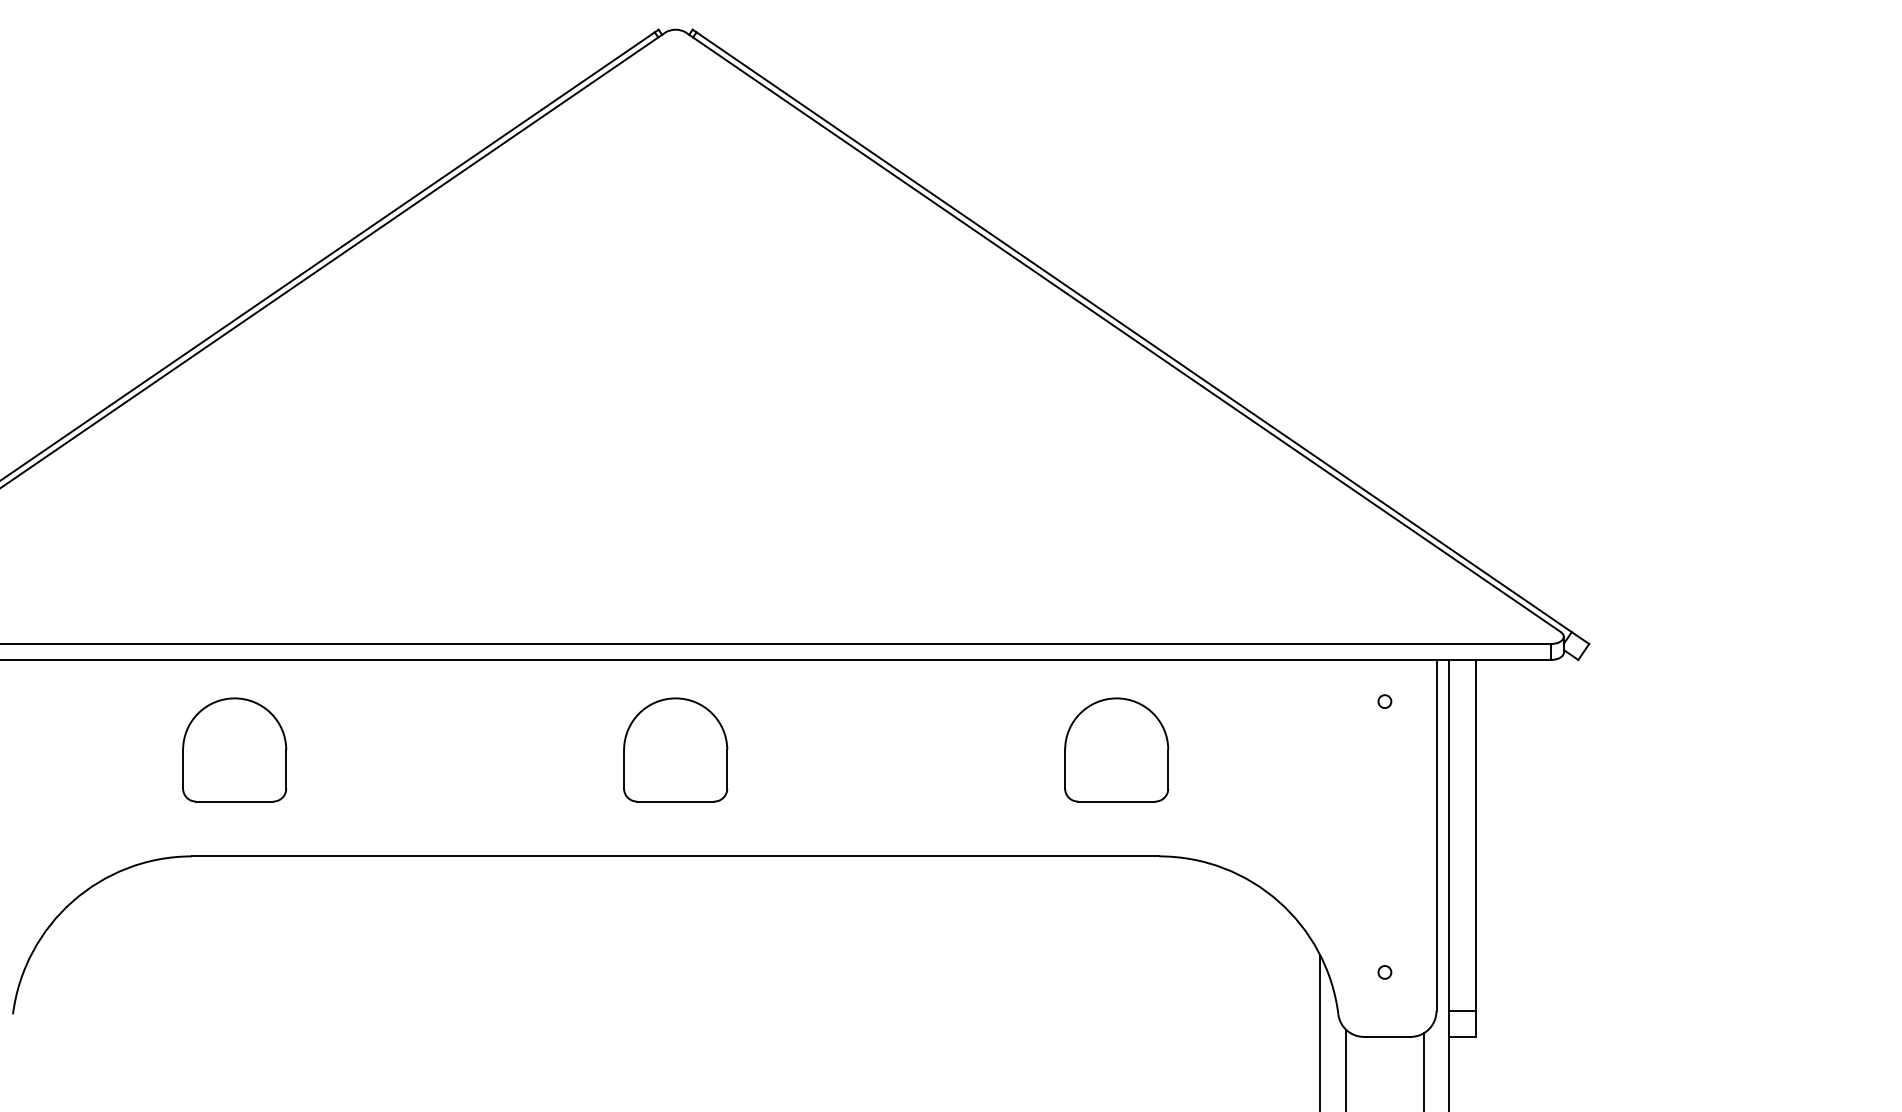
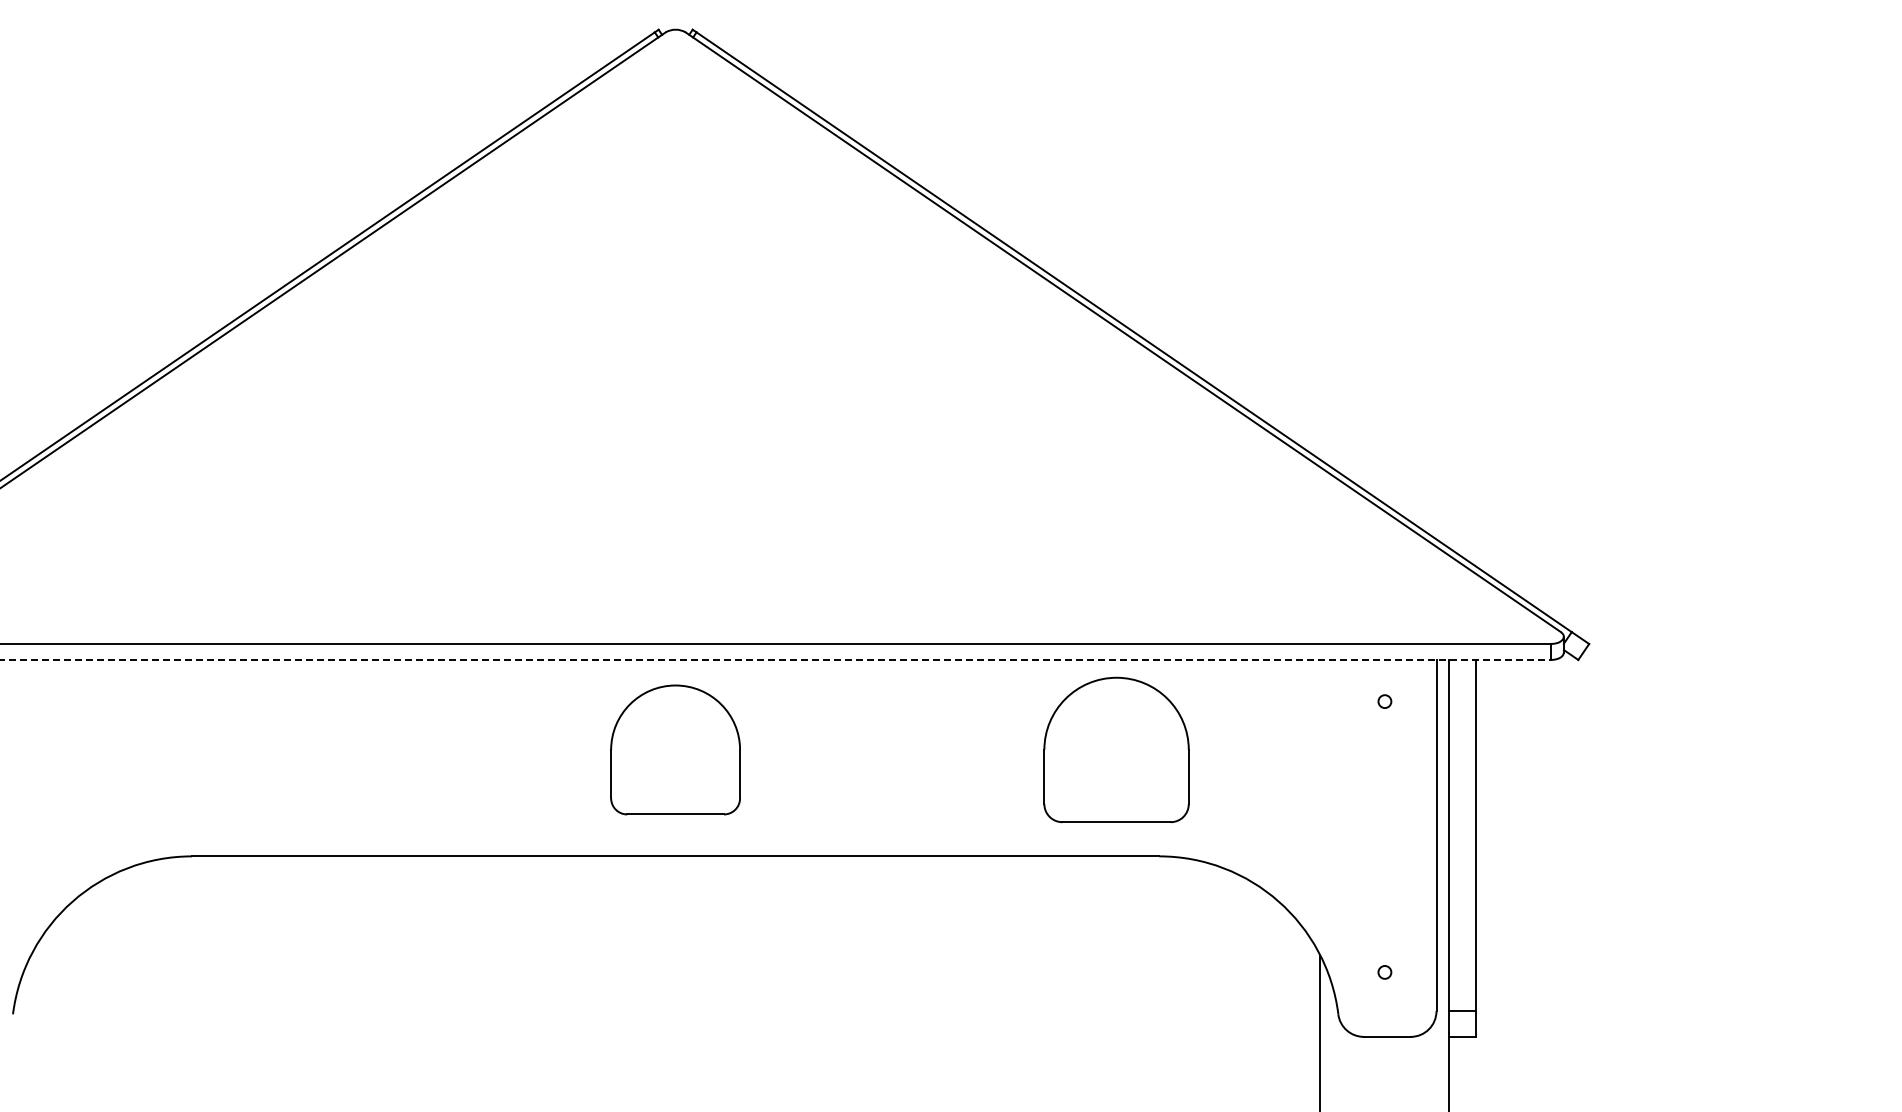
line: solid -> dashed (776, 659)
part: present -> none (234, 749)
part size: 106x106 px -> 131x132 px (675, 749)
part size: 106x106 px -> 147x148 px (1116, 749)
line: present -> none (1346, 1068)
line: present -> none (1423, 1070)
